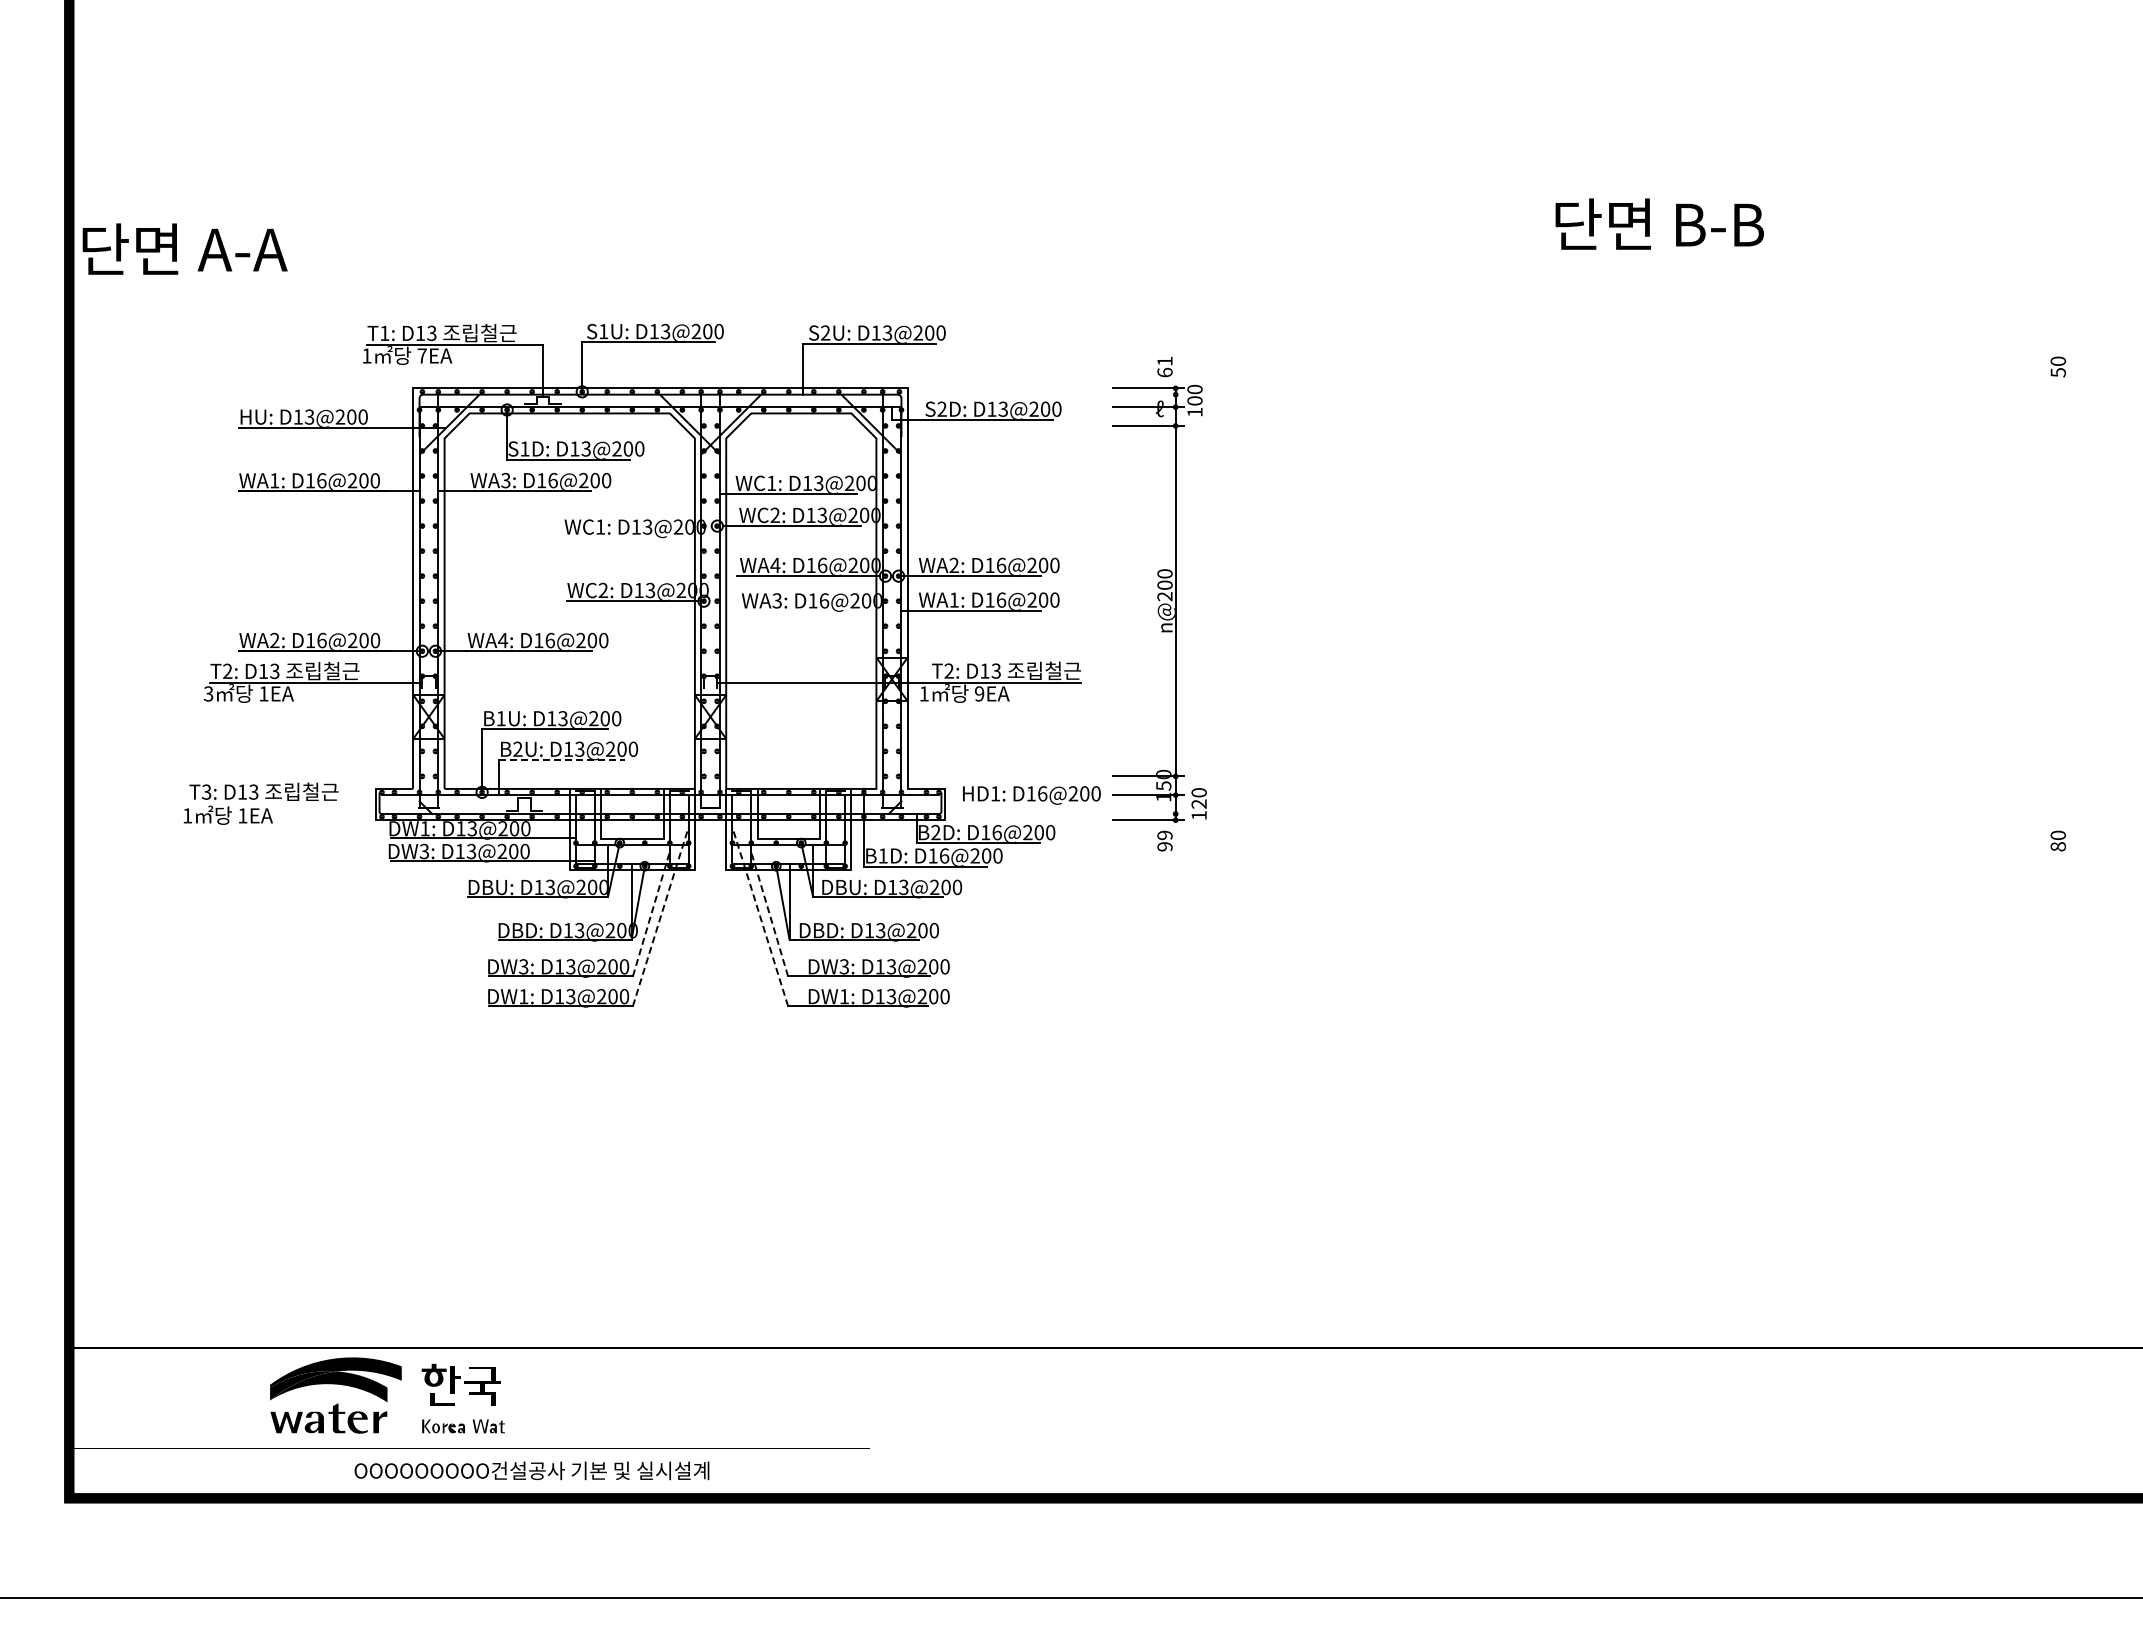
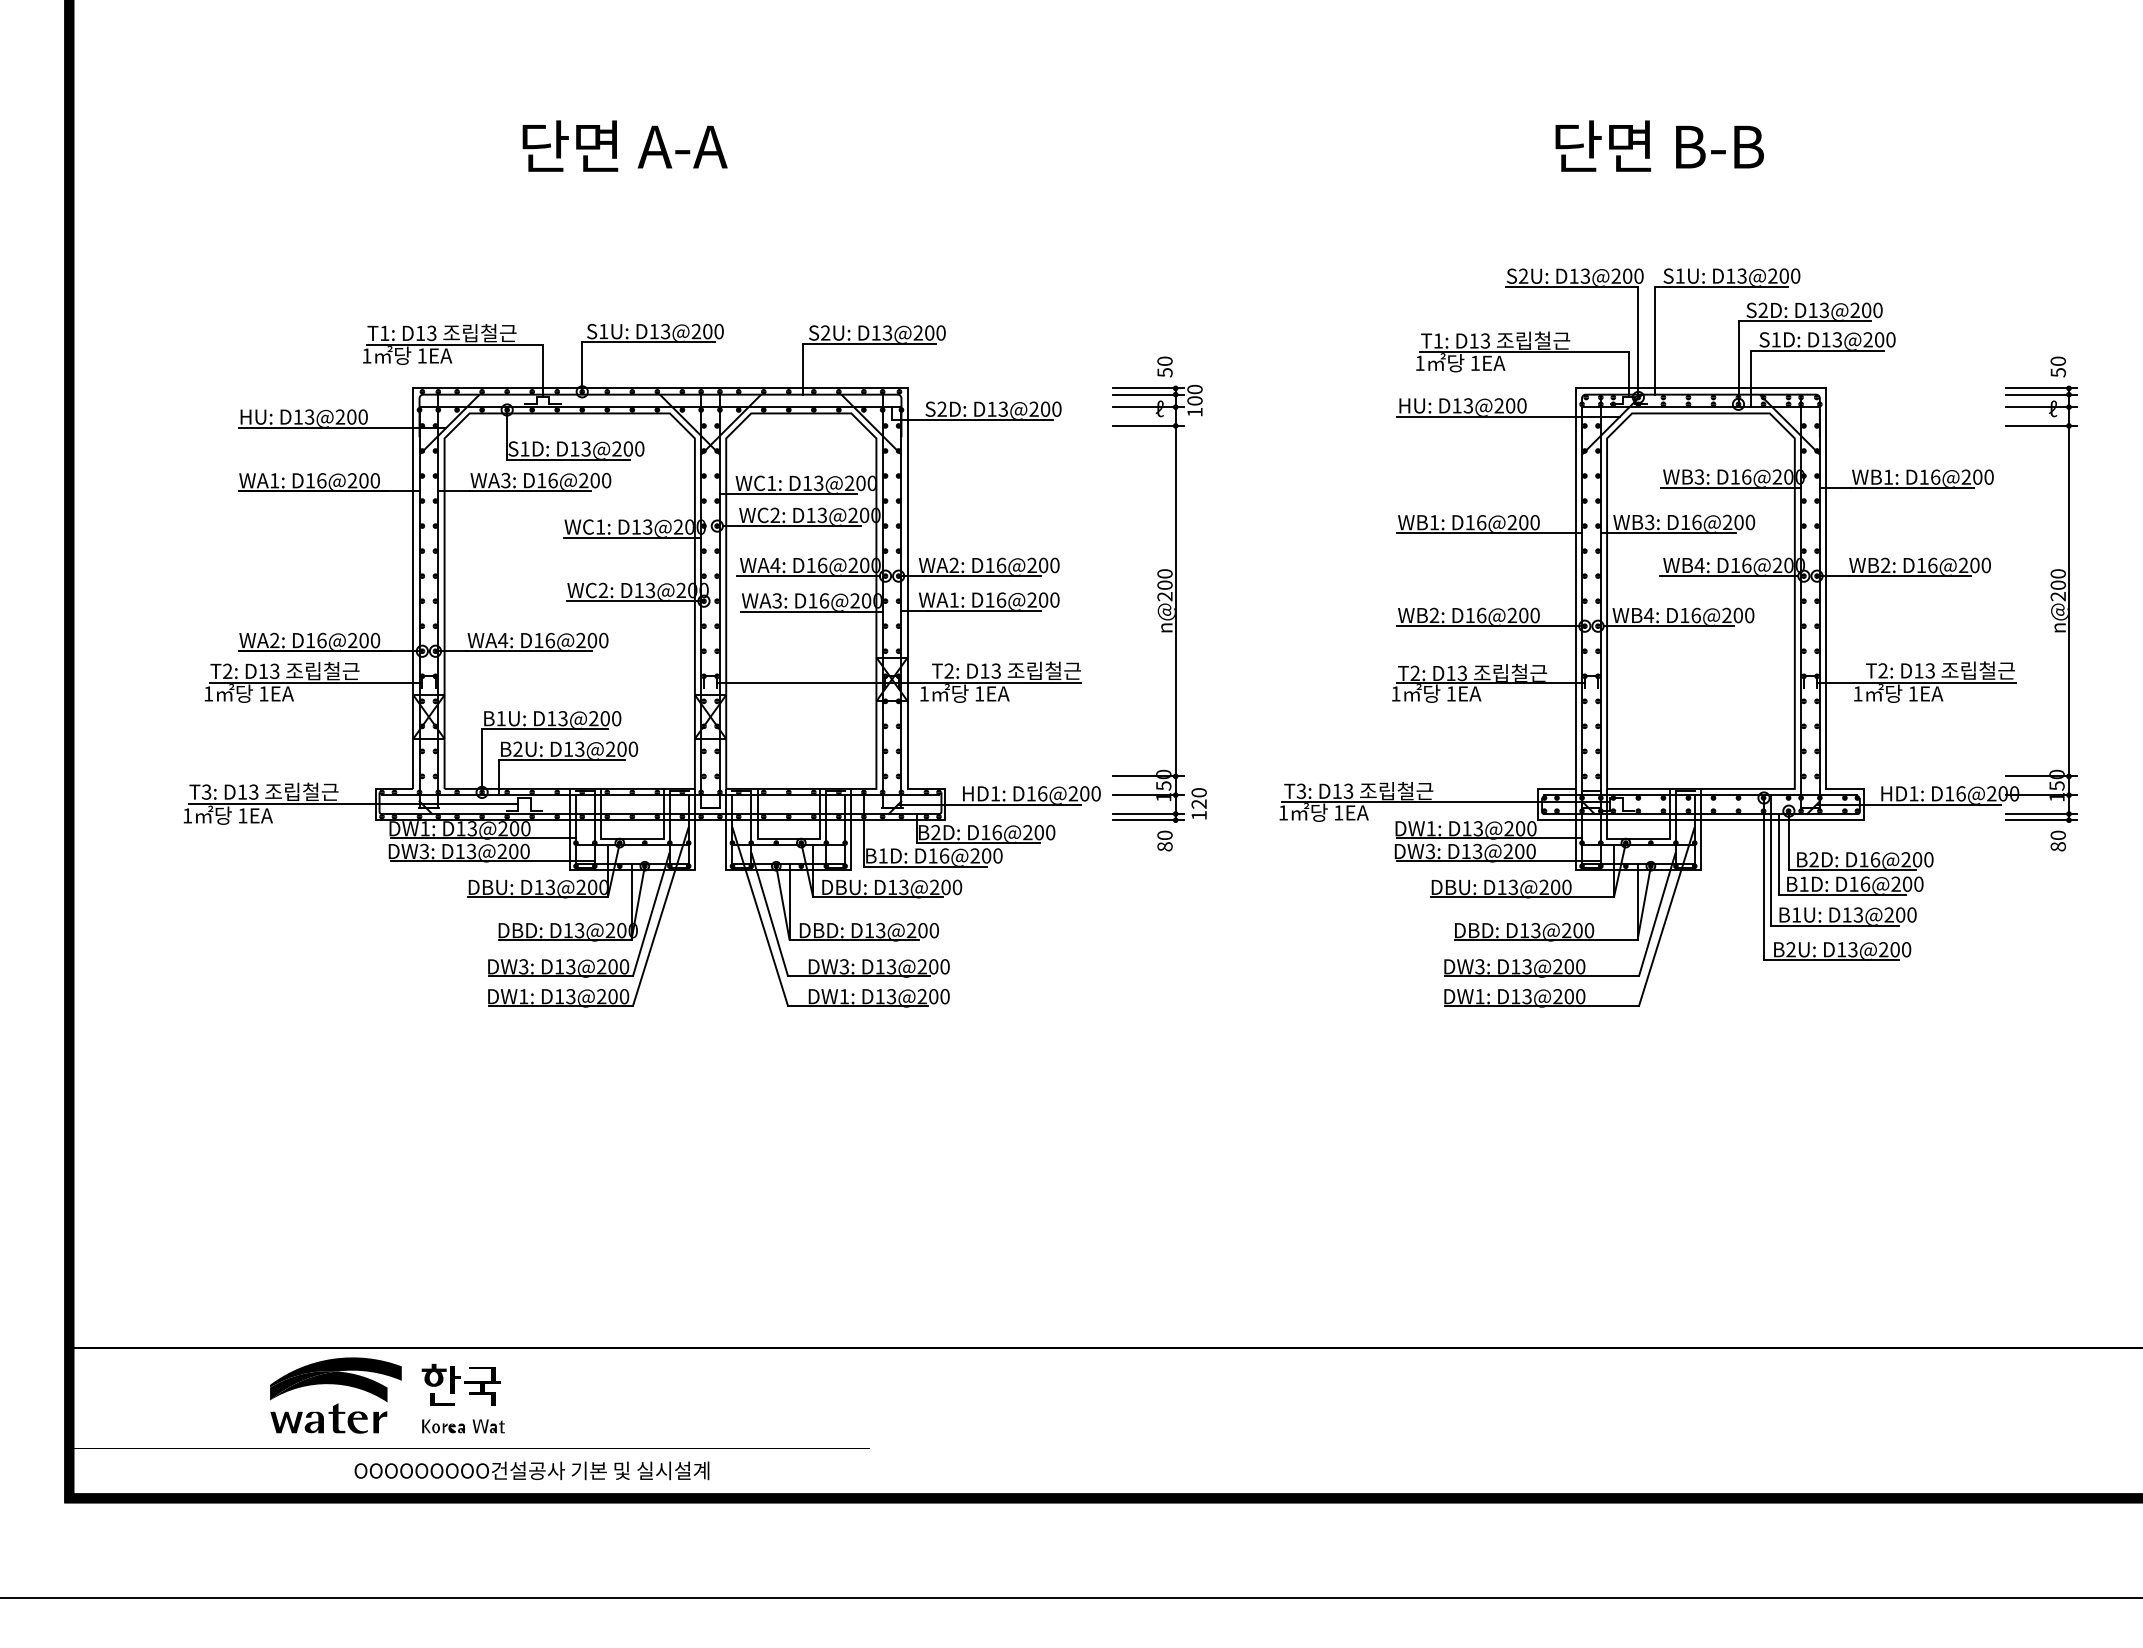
text position: (1659, 223) -> (1659, 145) (1659, 145)
text position: (184, 248) -> (624, 145) (624, 145)
text: 7EA -> 1EA (421, 355)
text: 61 -> 50 (1164, 366)
line: none -> present (1147, 394)
line: none -> present (632, 537)
line: none -> present (811, 611)
part: none -> present (1678, 637)
text: 3 -> 1 (208, 693)
text: 9EA -> 1EA (979, 693)
line: dashed -> solid (561, 760)
line: none -> present (353, 804)
line: none -> present (989, 804)
line: none -> present (1147, 813)
text: 99 -> 80 (1164, 840)
line: dashed -> solid (651, 914)
line: dashed -> solid (769, 914)
line: dashed -> solid (660, 916)
line: dashed -> solid (760, 916)
